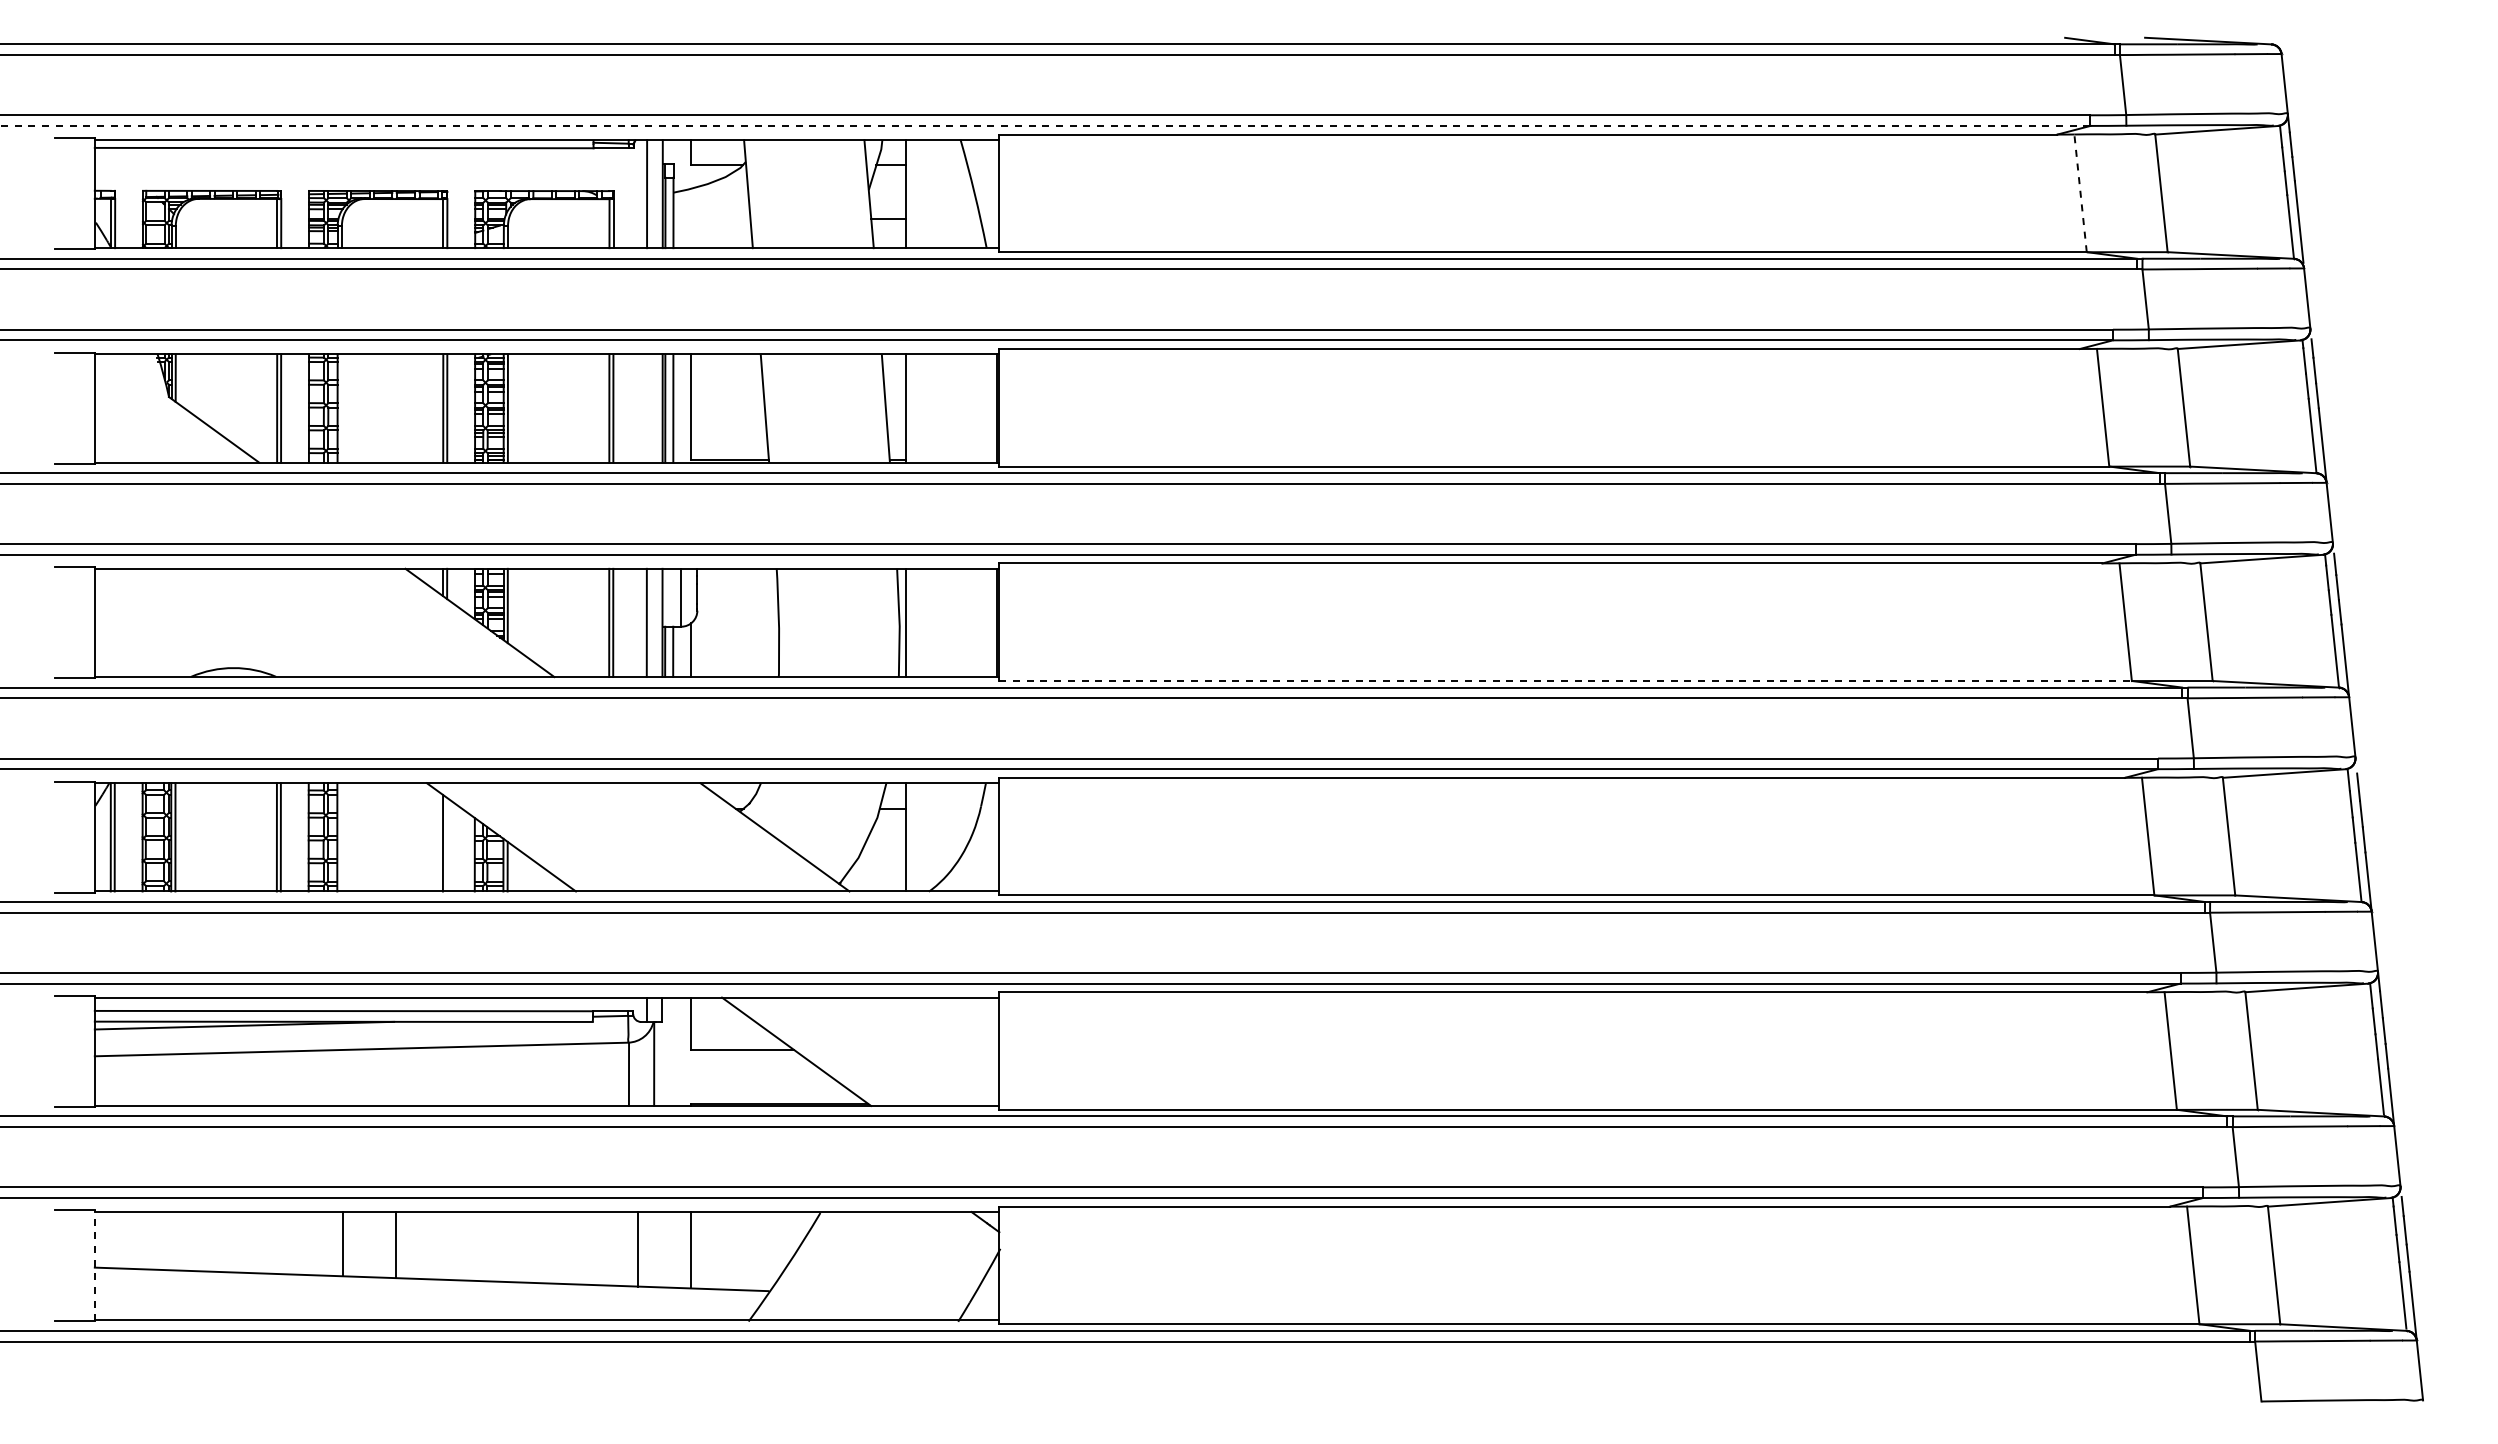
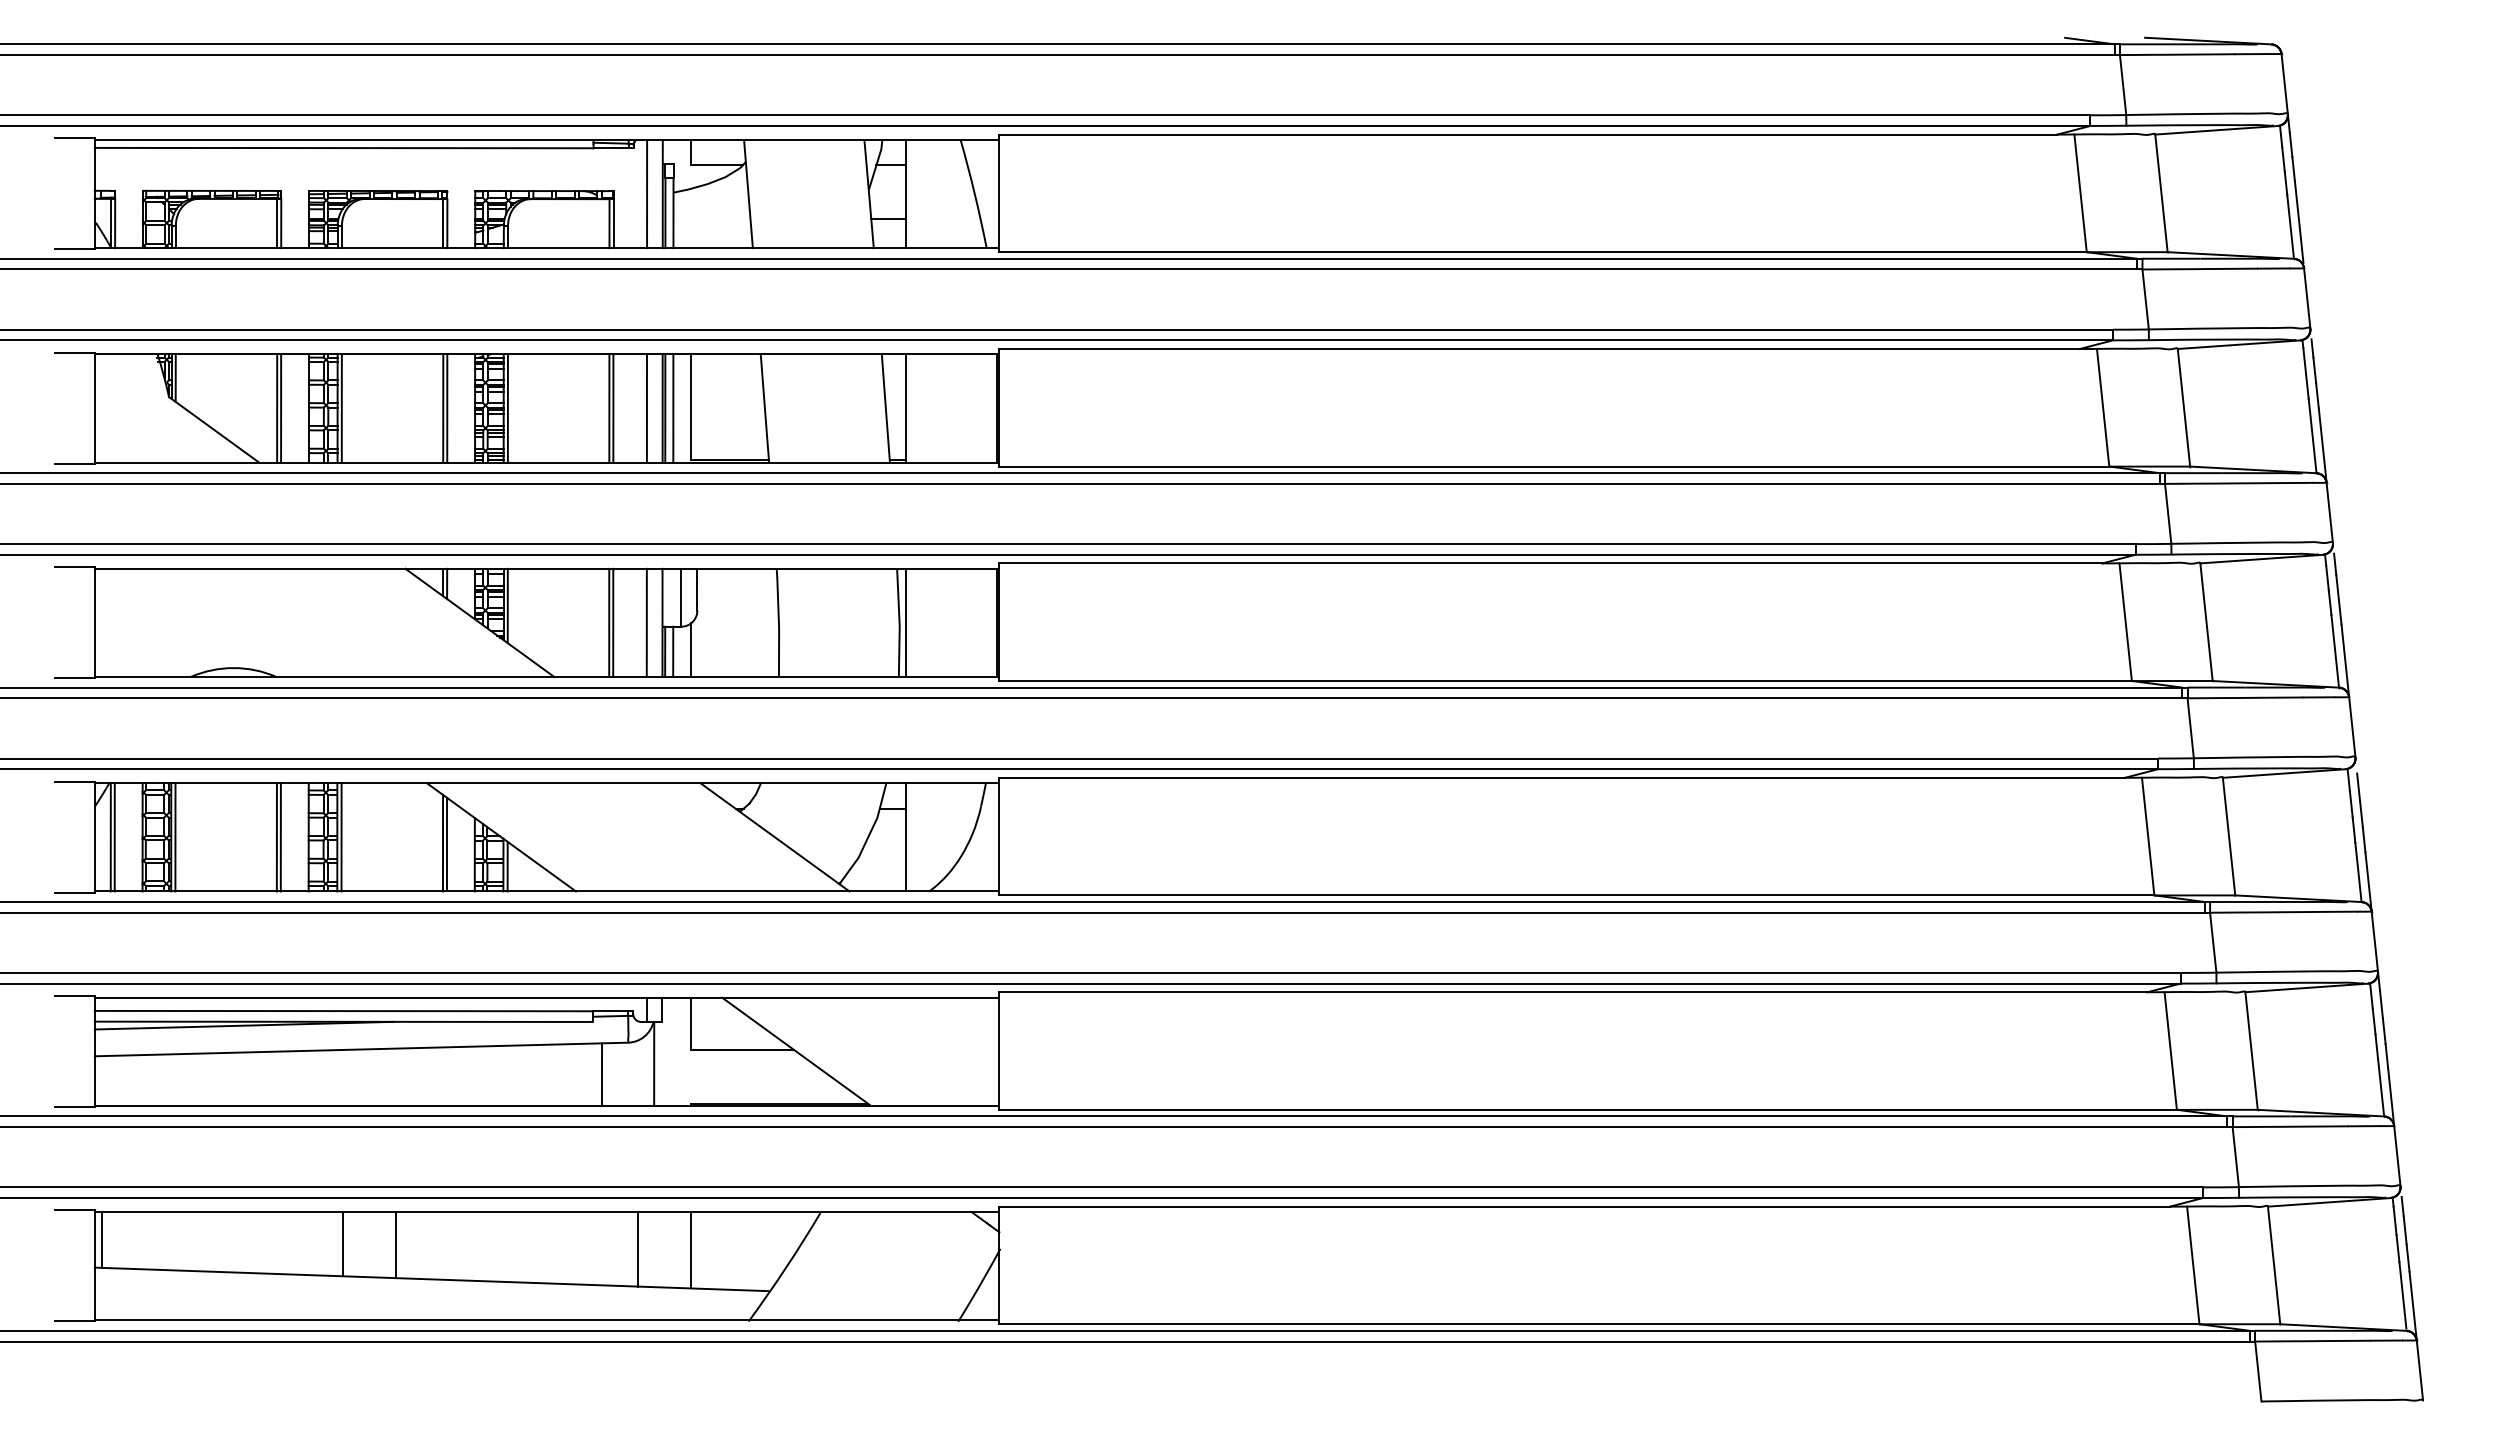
line: dashed -> solid (1045, 125)
line: dashed -> solid (2080, 192)
line: none -> present (341, 408)
line: none -> present (646, 408)
line: dashed -> solid (1566, 681)
line: none -> present (341, 837)
line: none -> present (446, 844)
line position: (628, 1074) -> (601, 1074) (601, 1074)
line: none -> present (101, 1239)
line: dashed -> solid (94, 1265)
